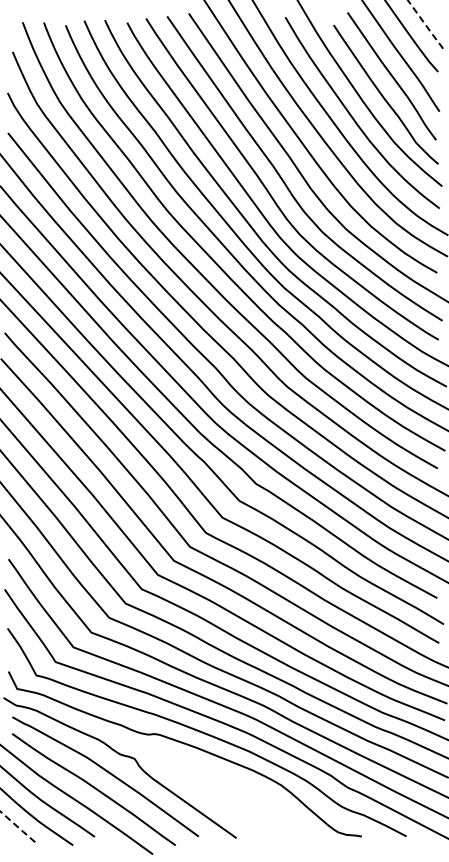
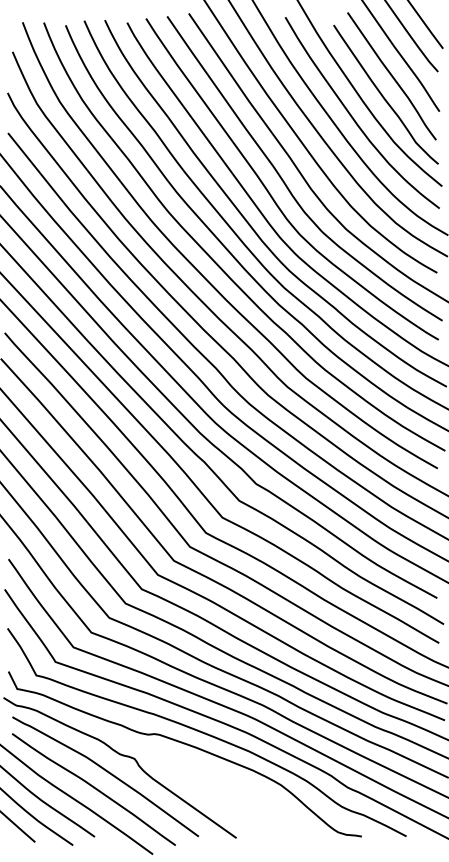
line: dashed -> solid (425, 24)
line: dashed -> solid (18, 827)
